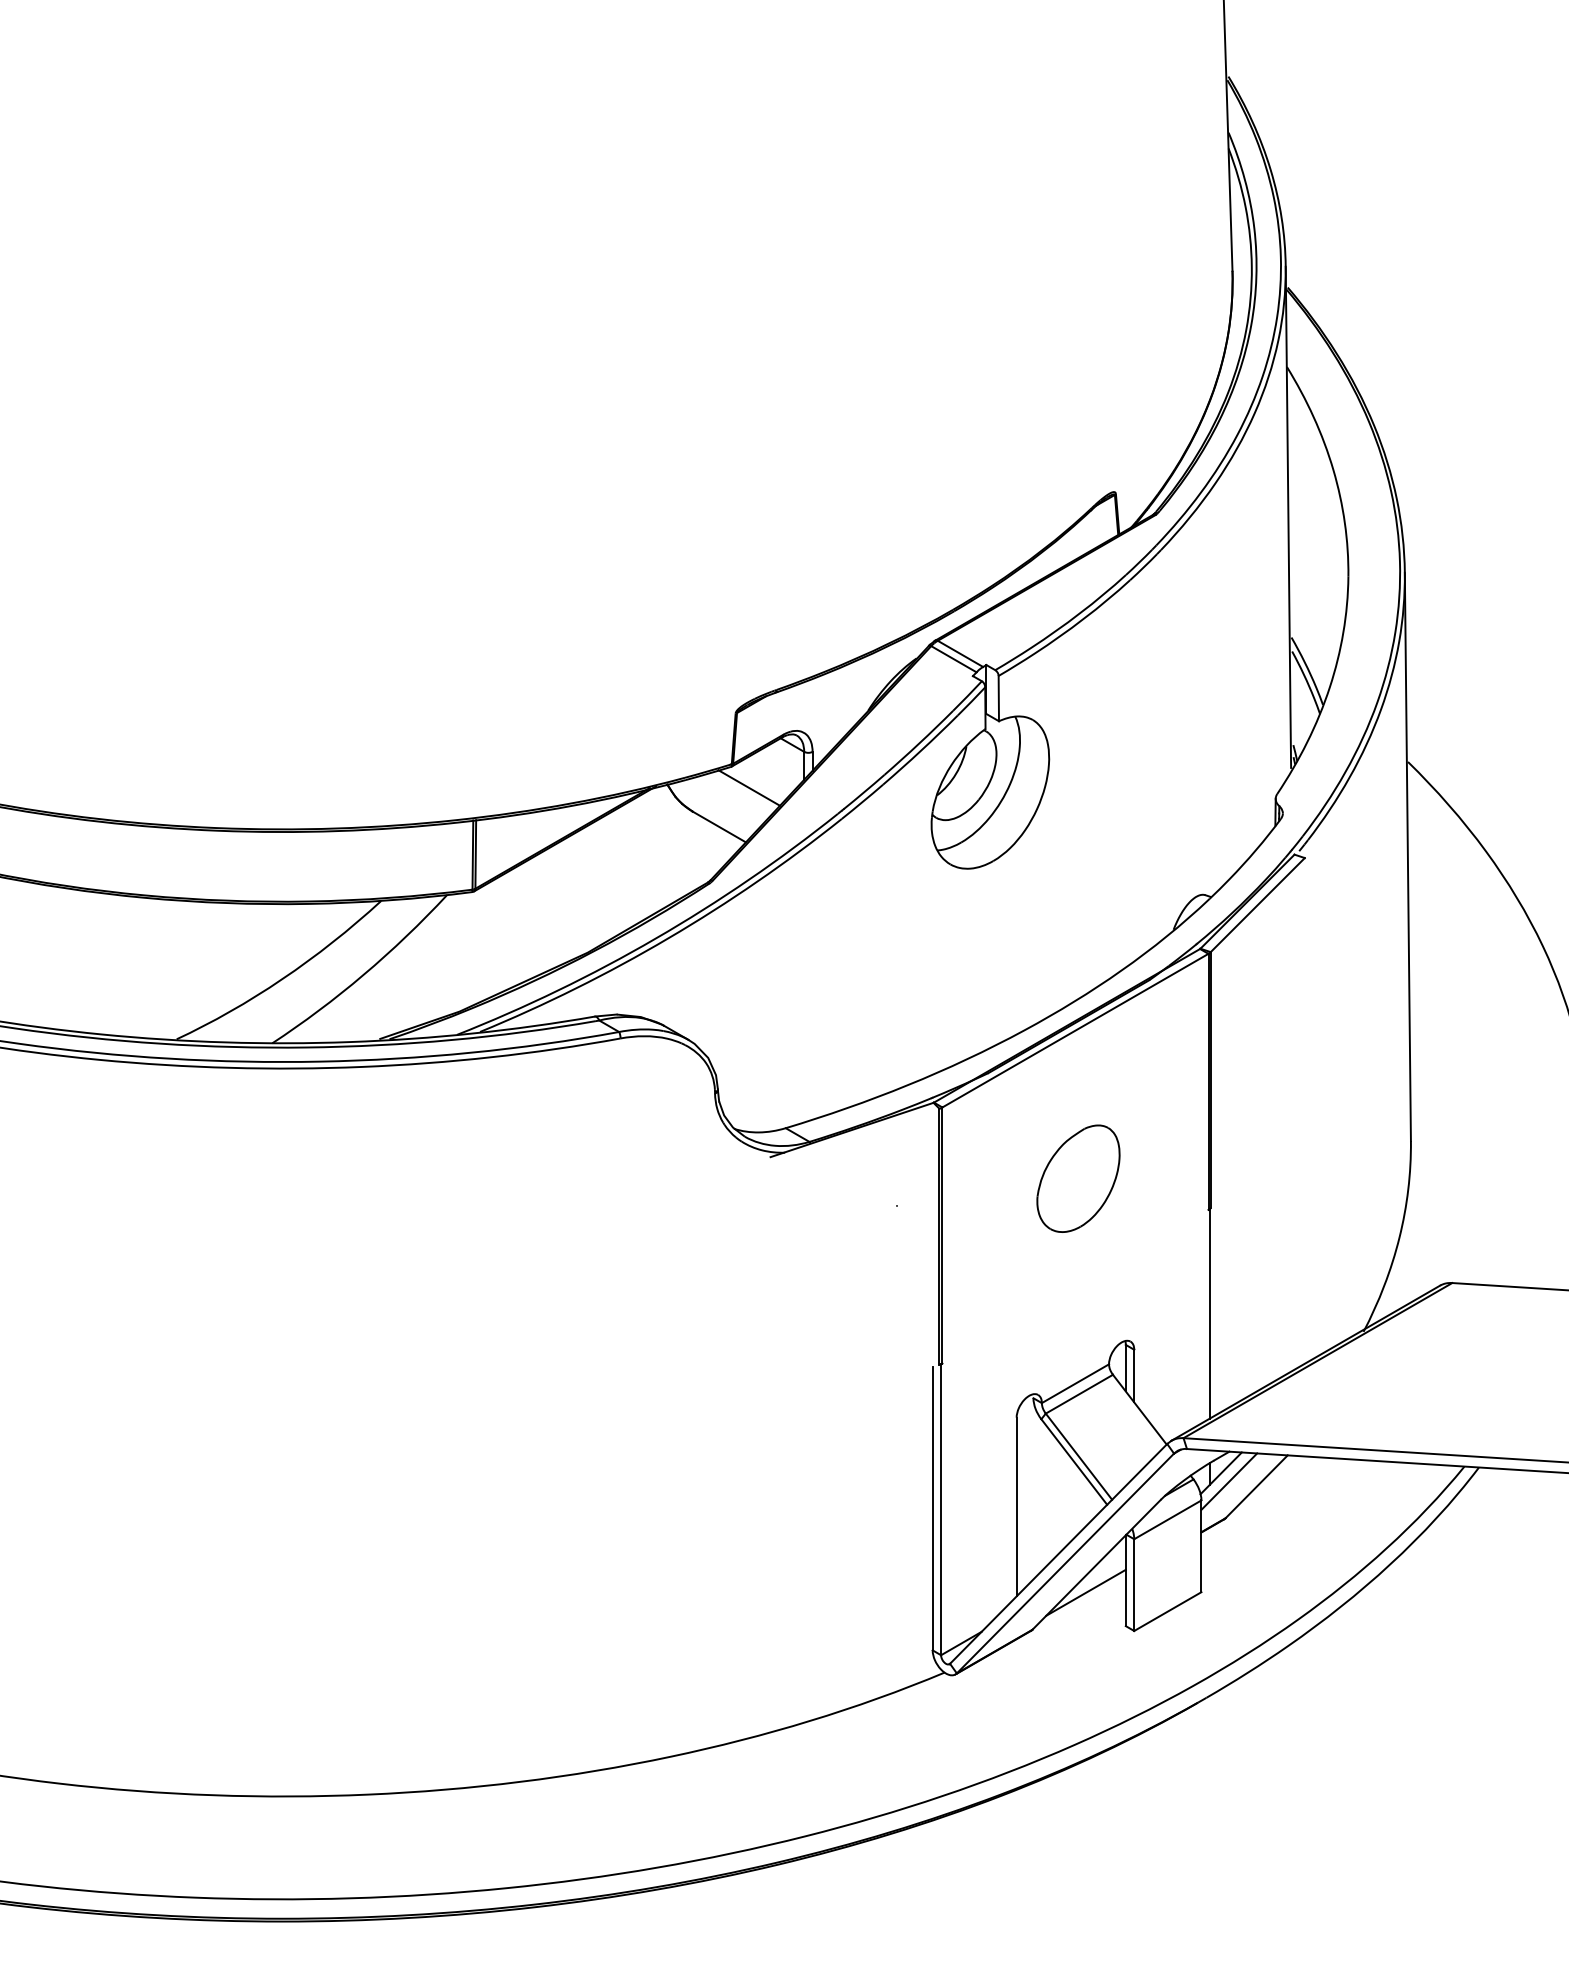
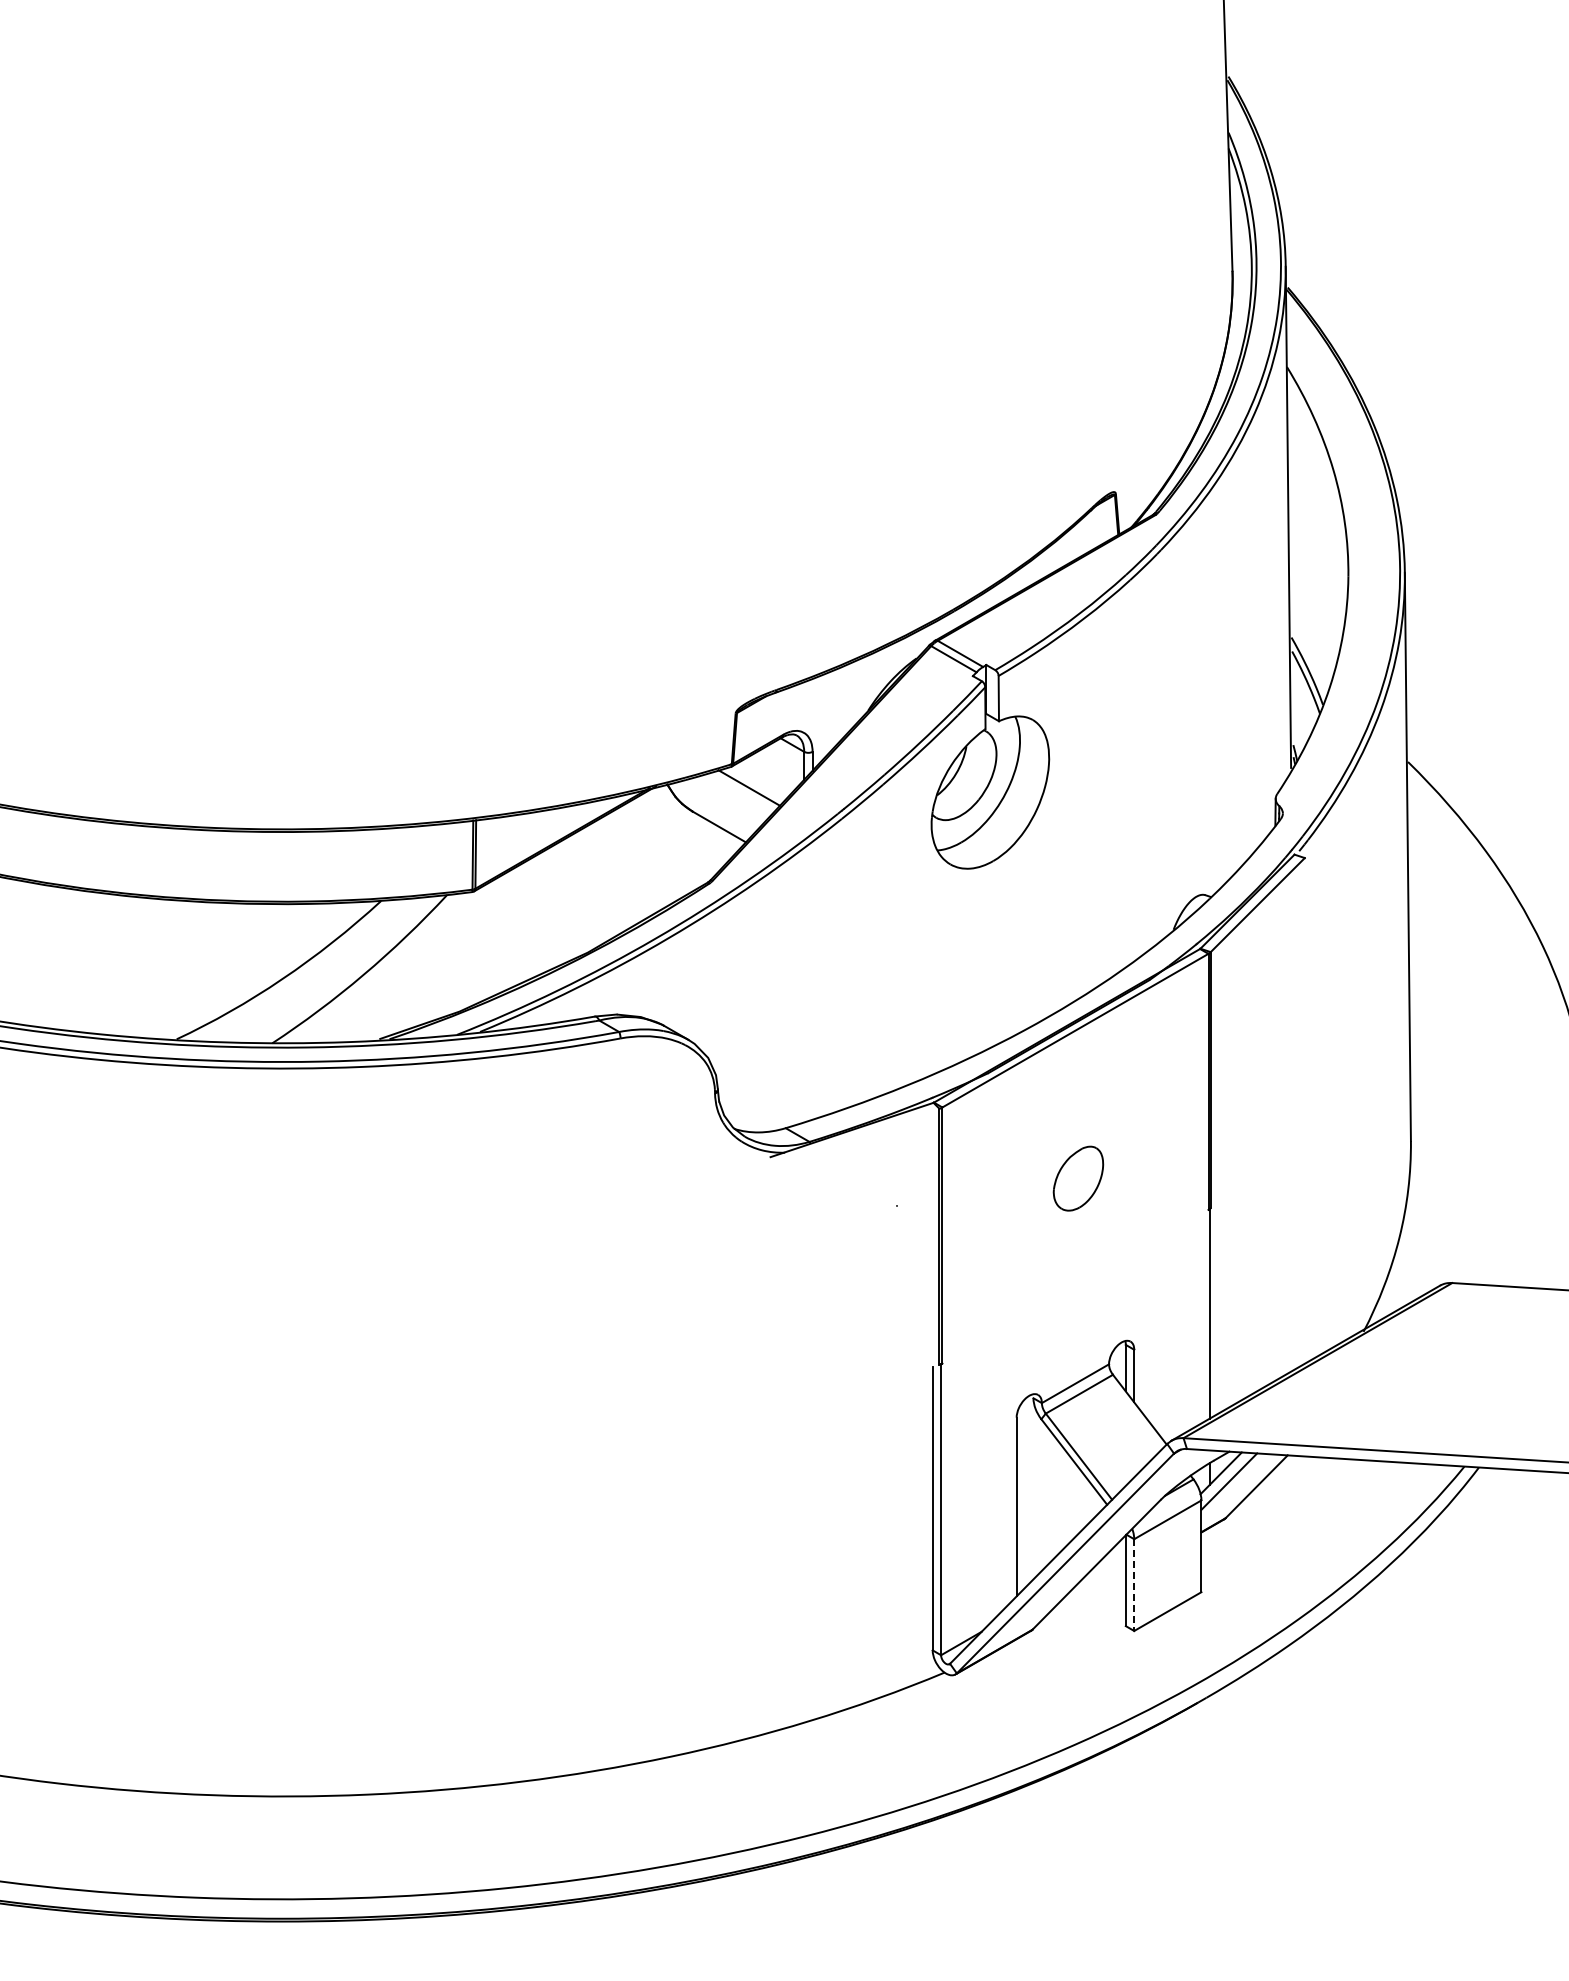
part size: 85x109 px -> 53x67 px (1078, 1178)
line: solid -> dashed (1134, 1585)
line: present -> none (1085, 1592)
